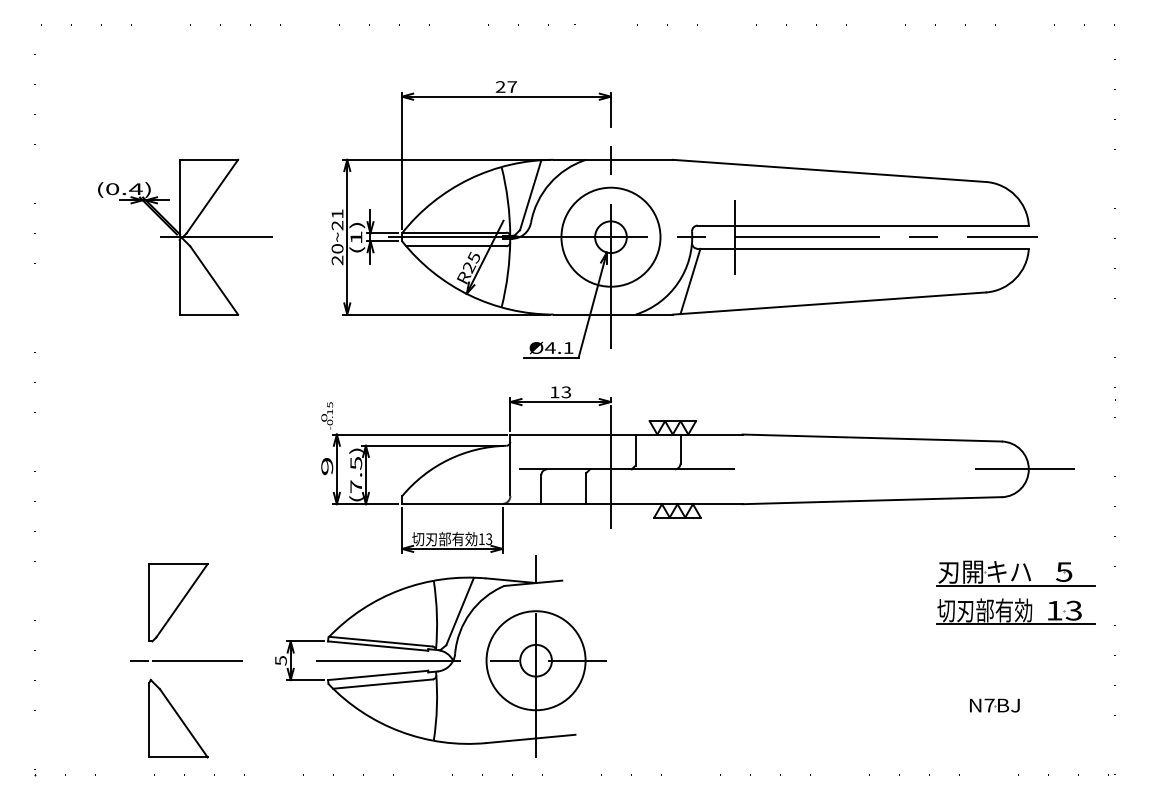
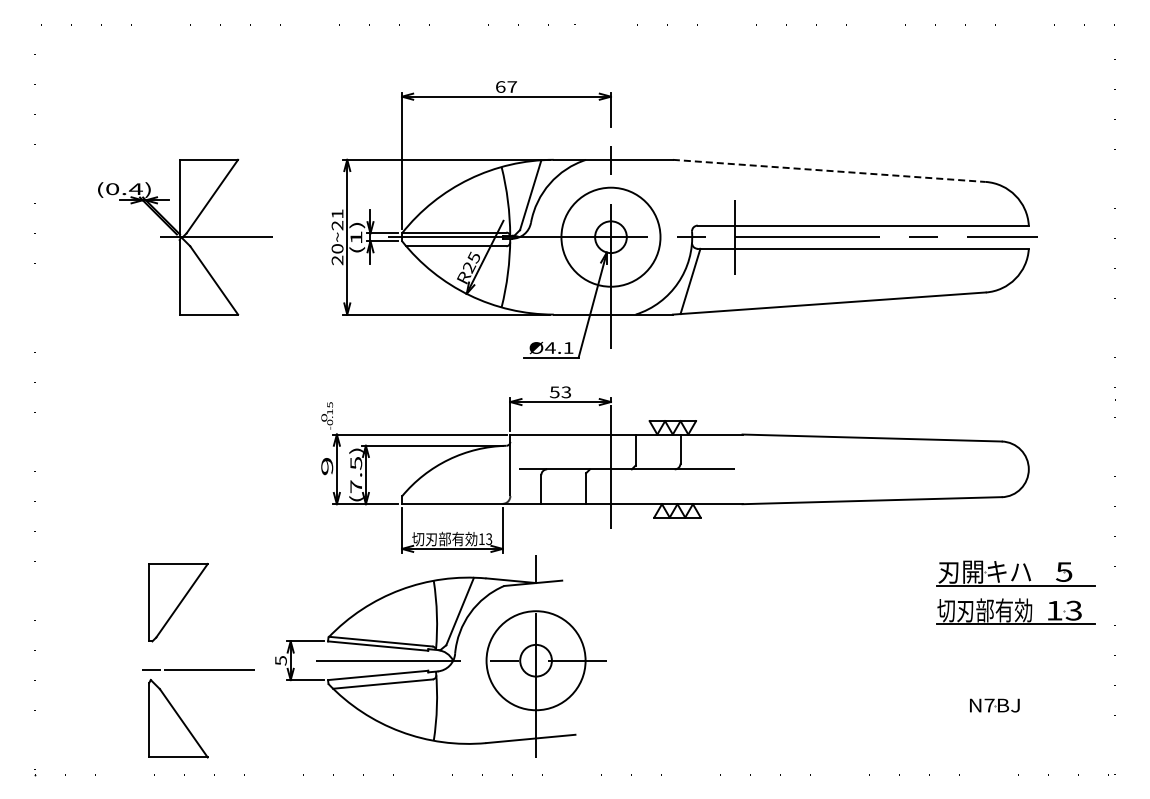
text: 27 -> 67 (500, 86)
line: solid -> dashed (829, 170)
text: 13 -> 53 (554, 392)
line: present -> none (1025, 469)
line position: (186, 660) -> (198, 669) (198, 669)
